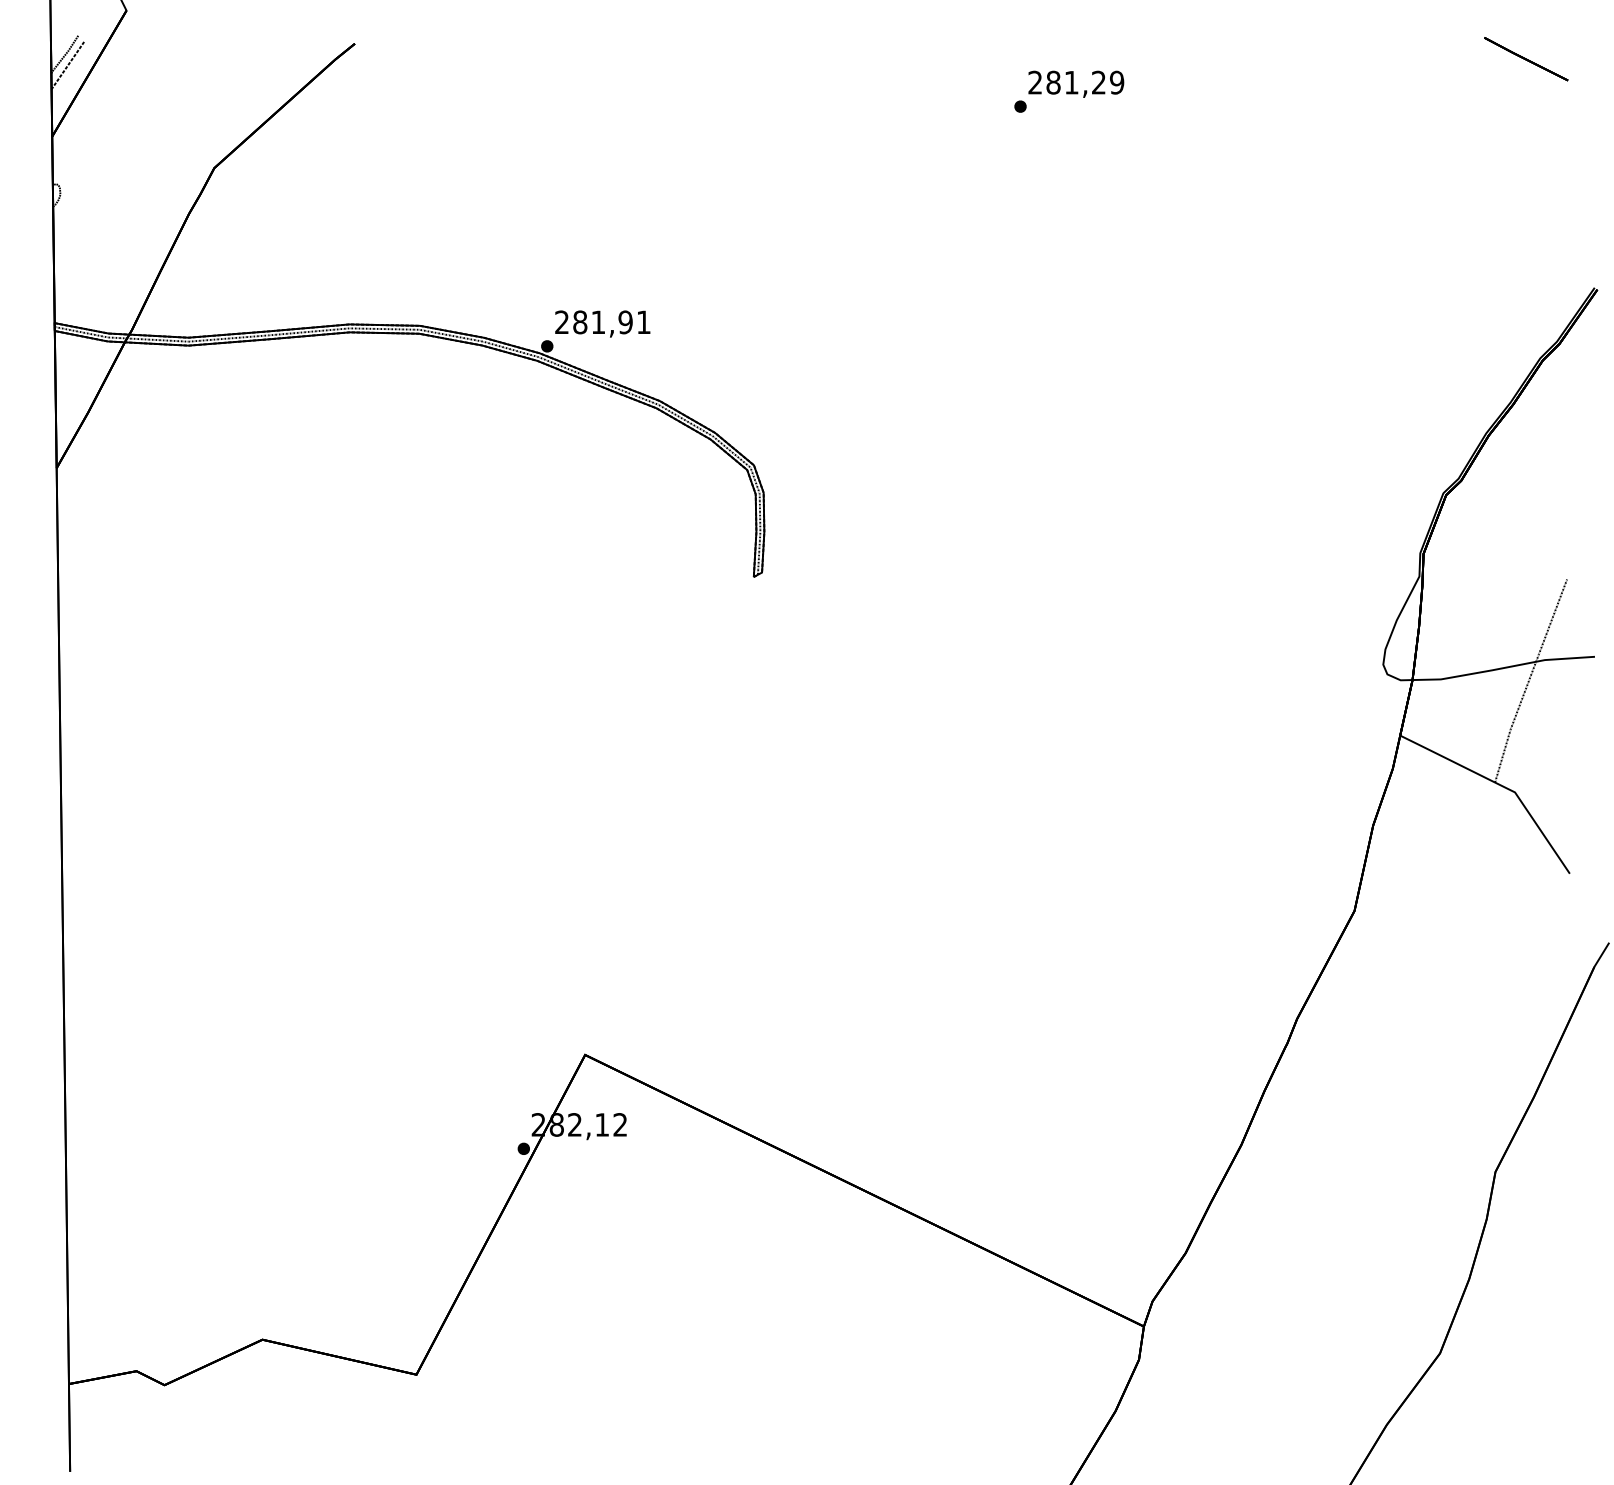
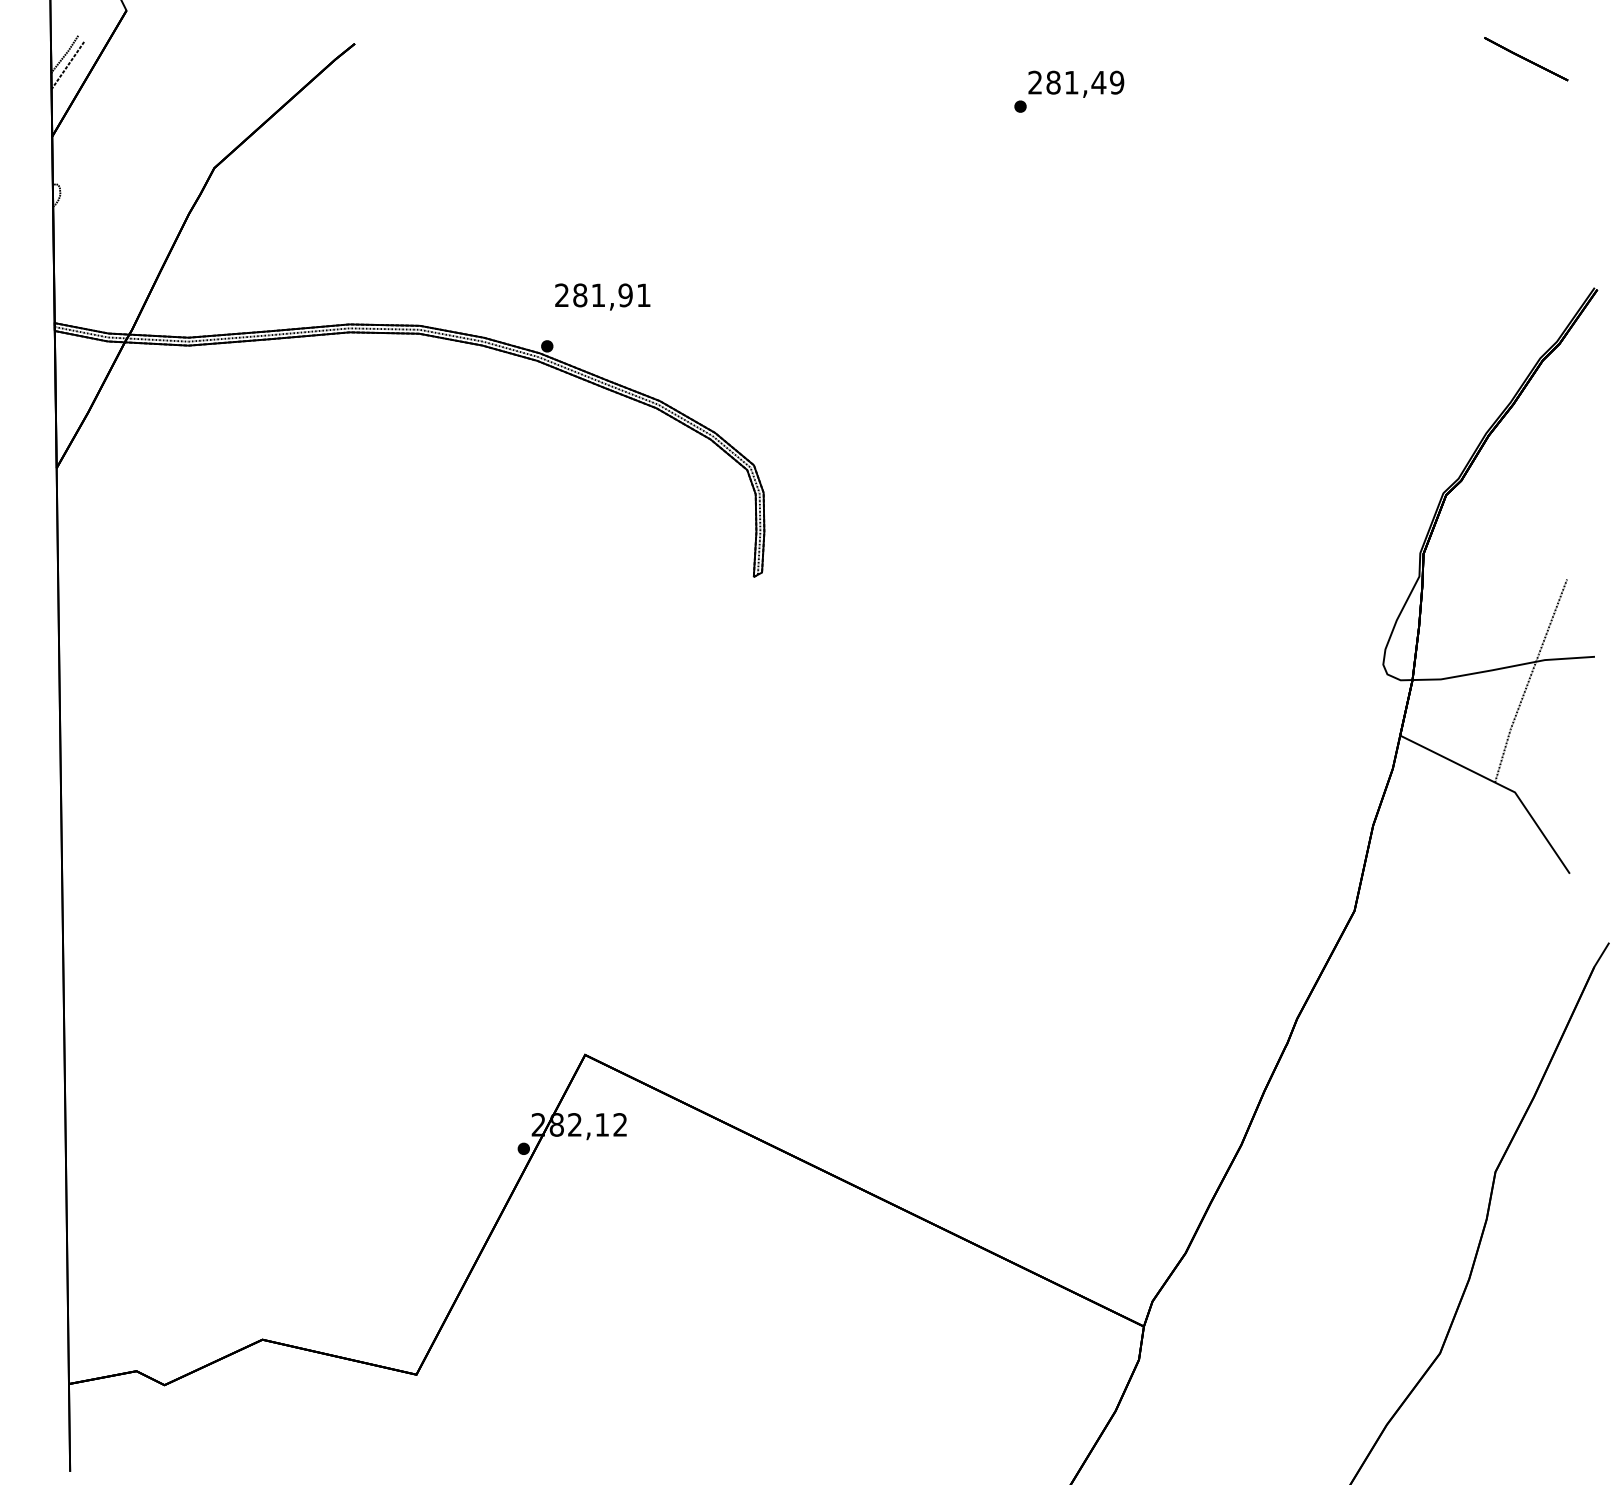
text: 281,29 -> 281,49 (1098, 82)
text position: (602, 323) -> (602, 296) (602, 296)
